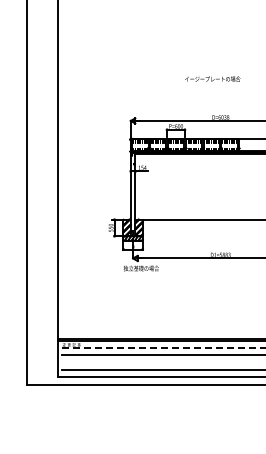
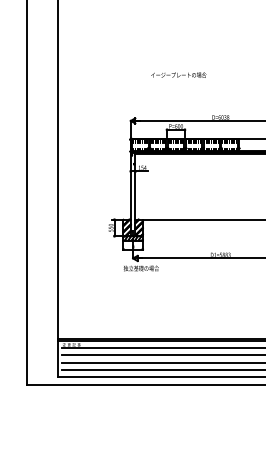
text position: (212, 78) -> (178, 74) (178, 74)
line: dashed -> solid (164, 348)
line: none -> present (162, 362)
